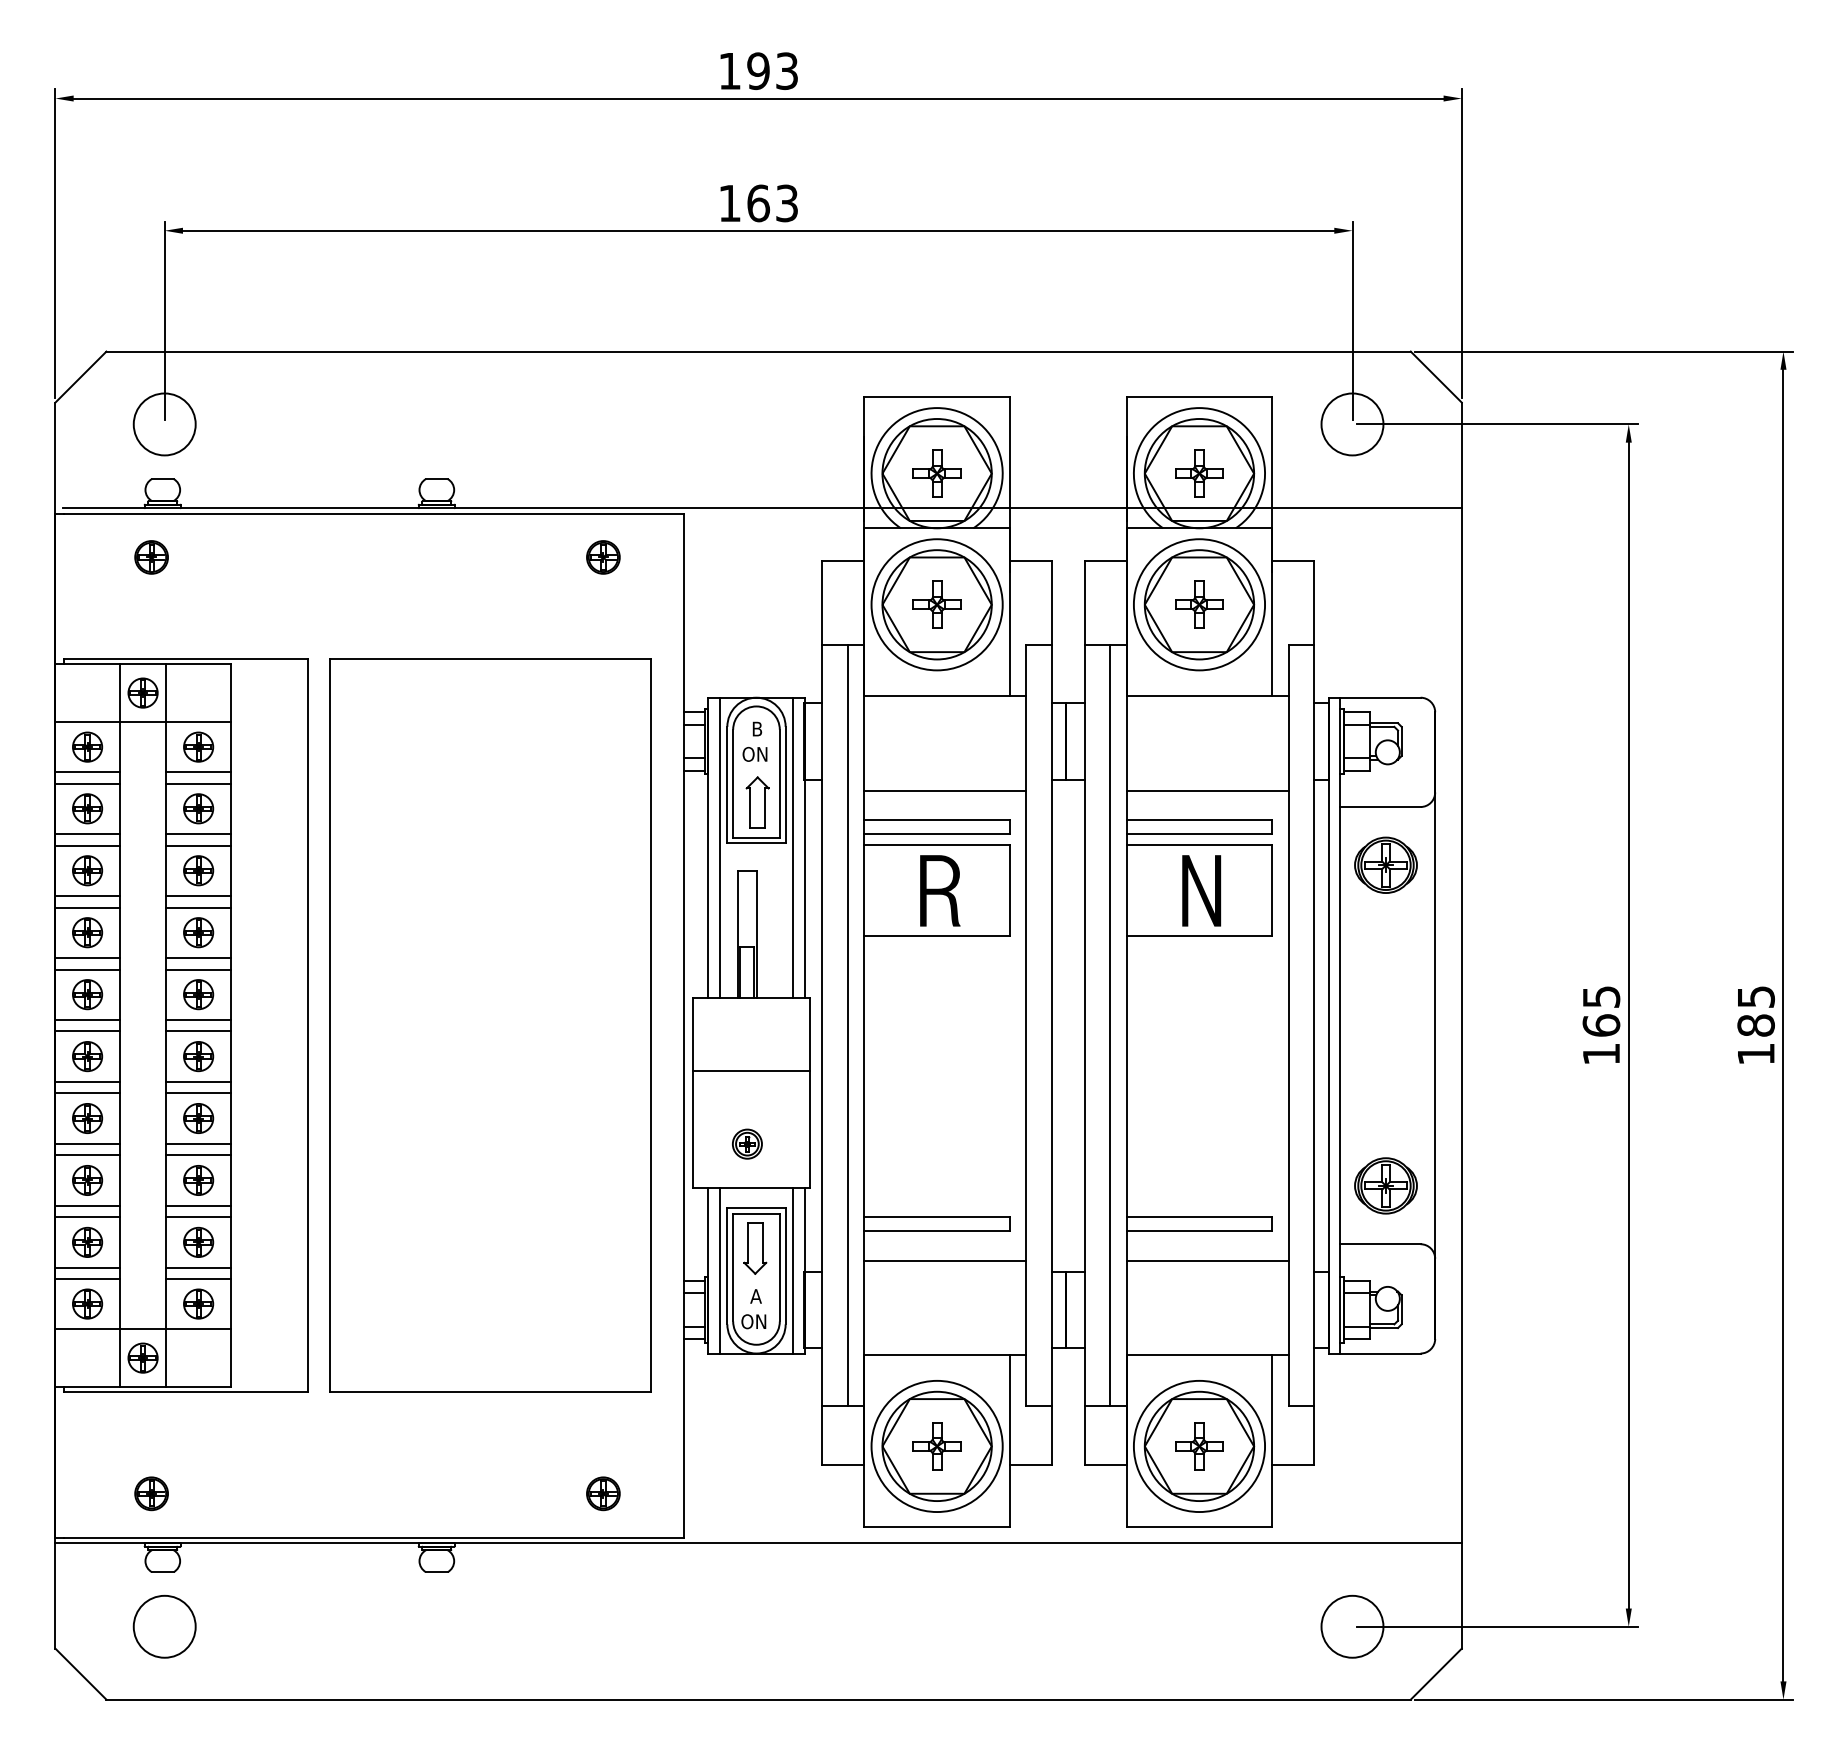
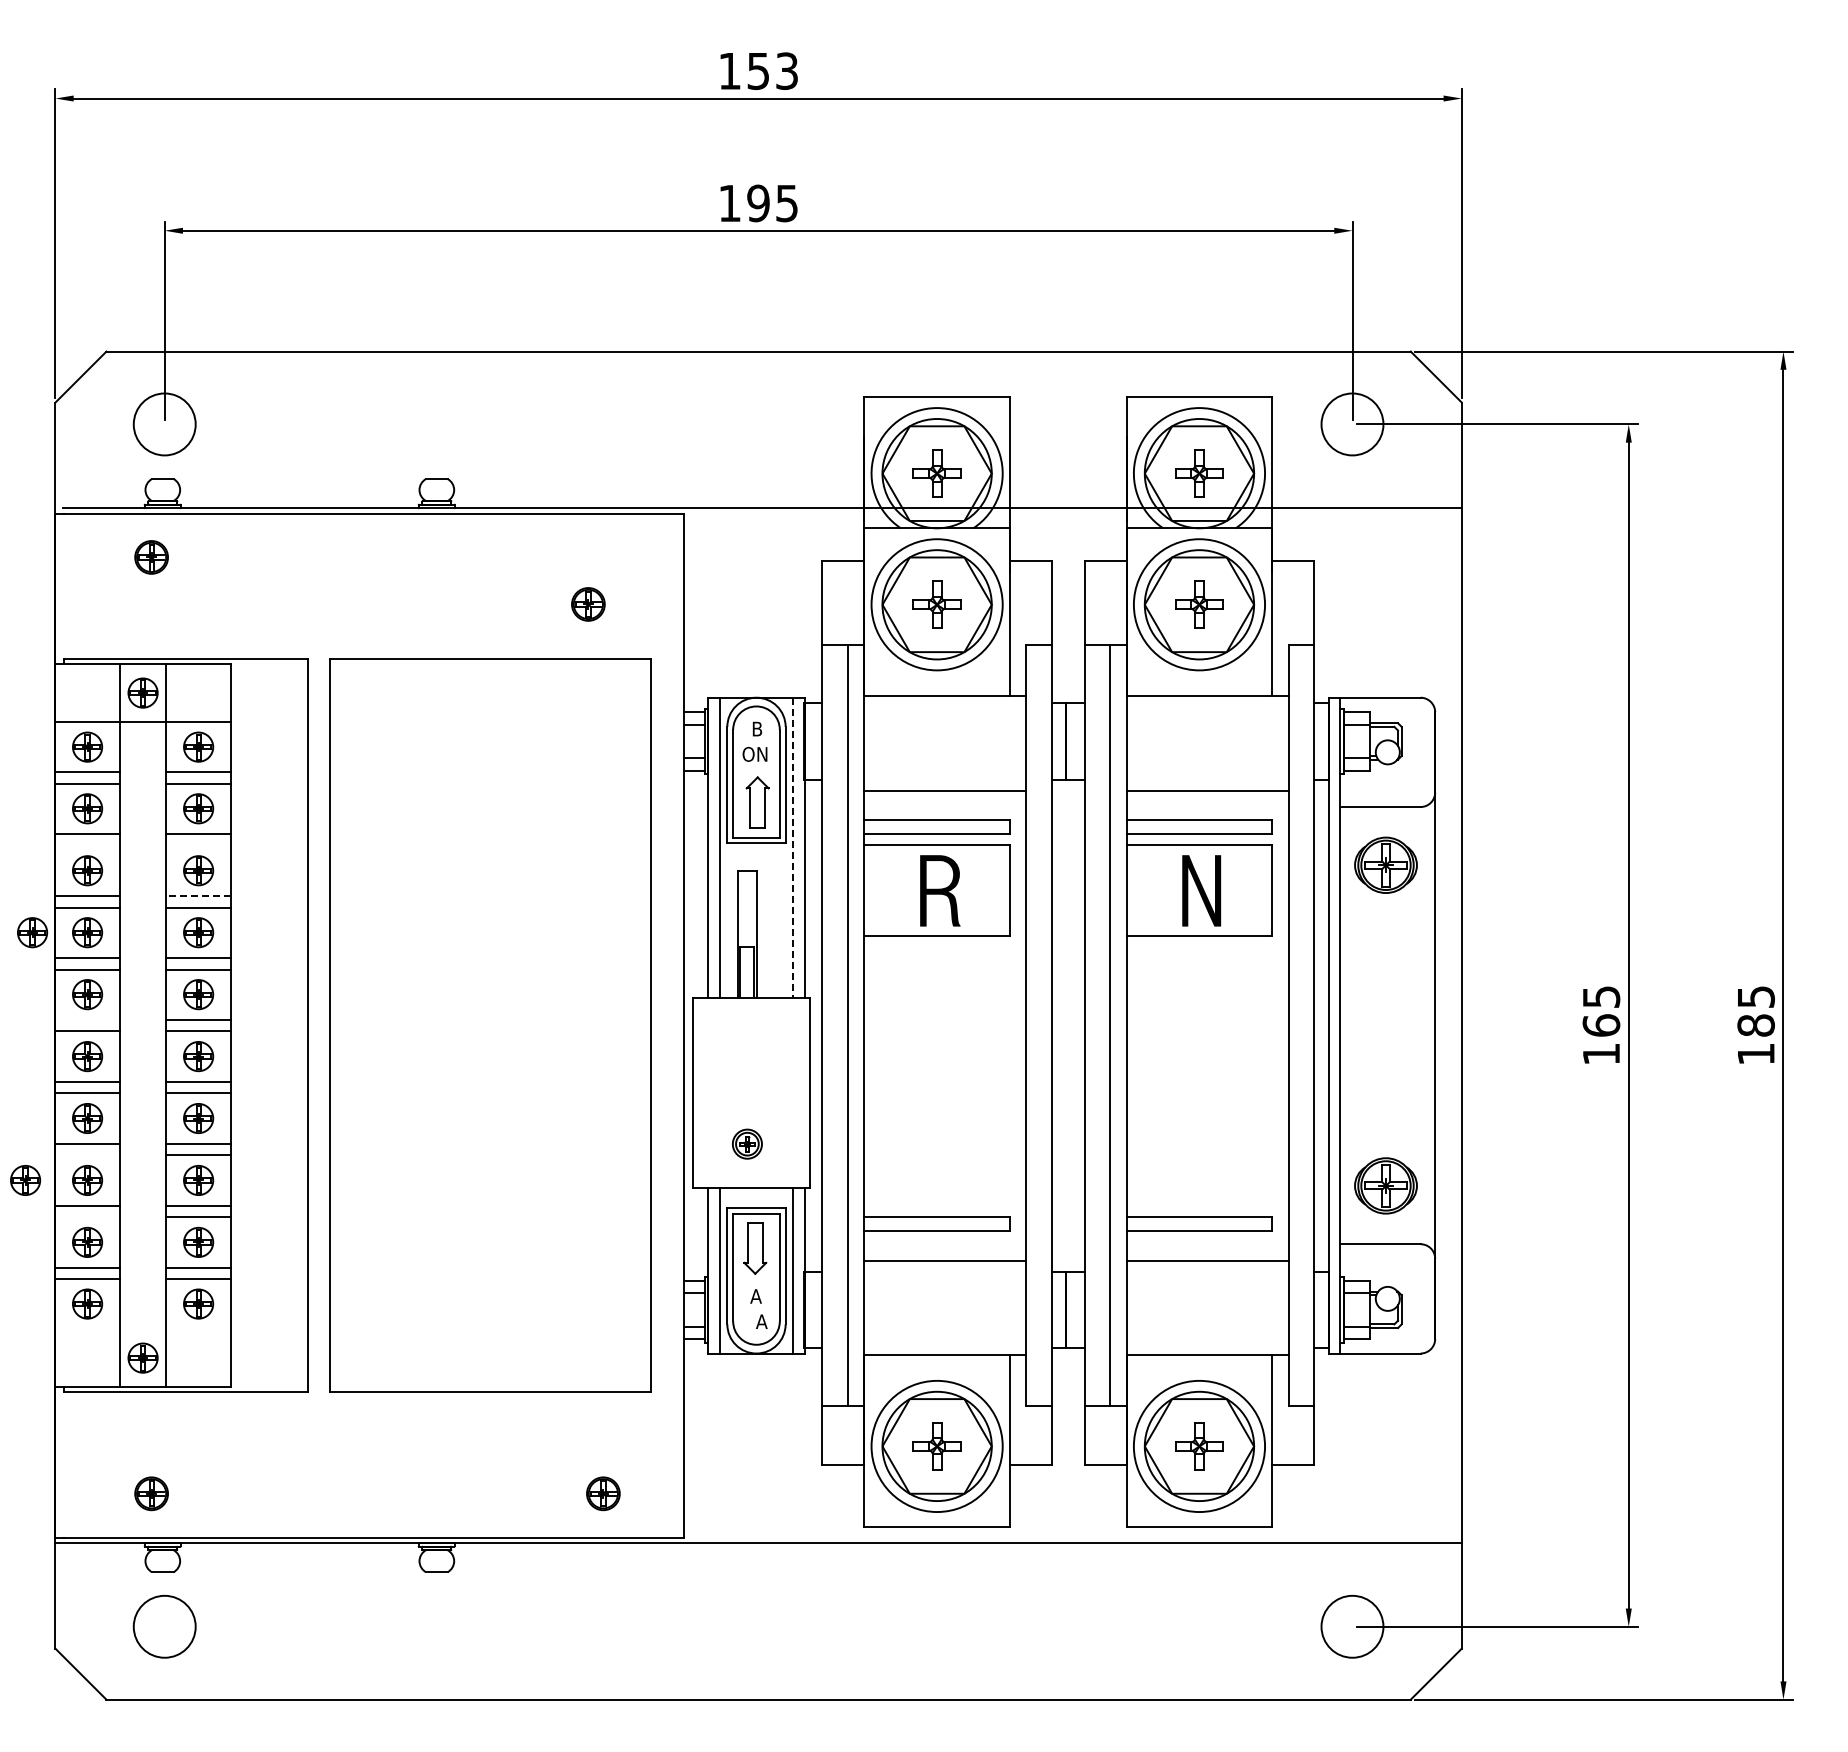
text: 193 -> 153 (758, 70)
text: 163 -> 195 (772, 203)
part position: (603, 557) -> (588, 604) (588, 604)
line: present -> none (87, 845)
line: present -> none (198, 845)
line: solid -> dashed (792, 848)
line: solid -> dashed (198, 895)
part: none -> present (32, 932)
line: present -> none (87, 1019)
line: present -> none (751, 1071)
line: present -> none (87, 1155)
part: none -> present (25, 1180)
line: present -> none (87, 1217)
text: ON -> A (754, 1321)
line: present -> none (142, 1328)
